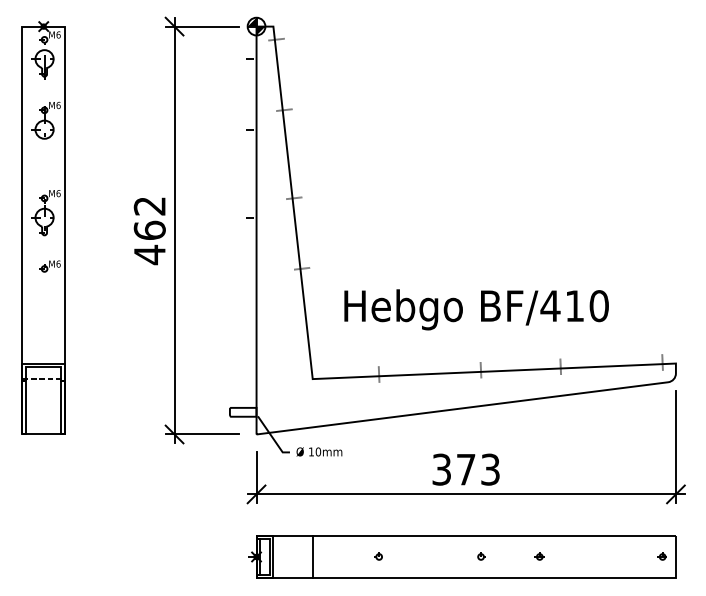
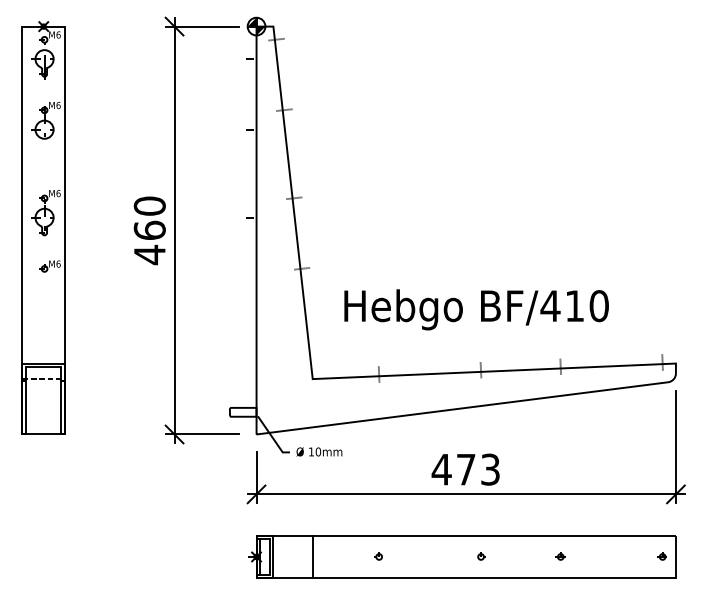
text: 462 -> 460 (149, 205)
text: 373 -> 473 (441, 469)
part position: (539, 556) -> (560, 556) (560, 556)
